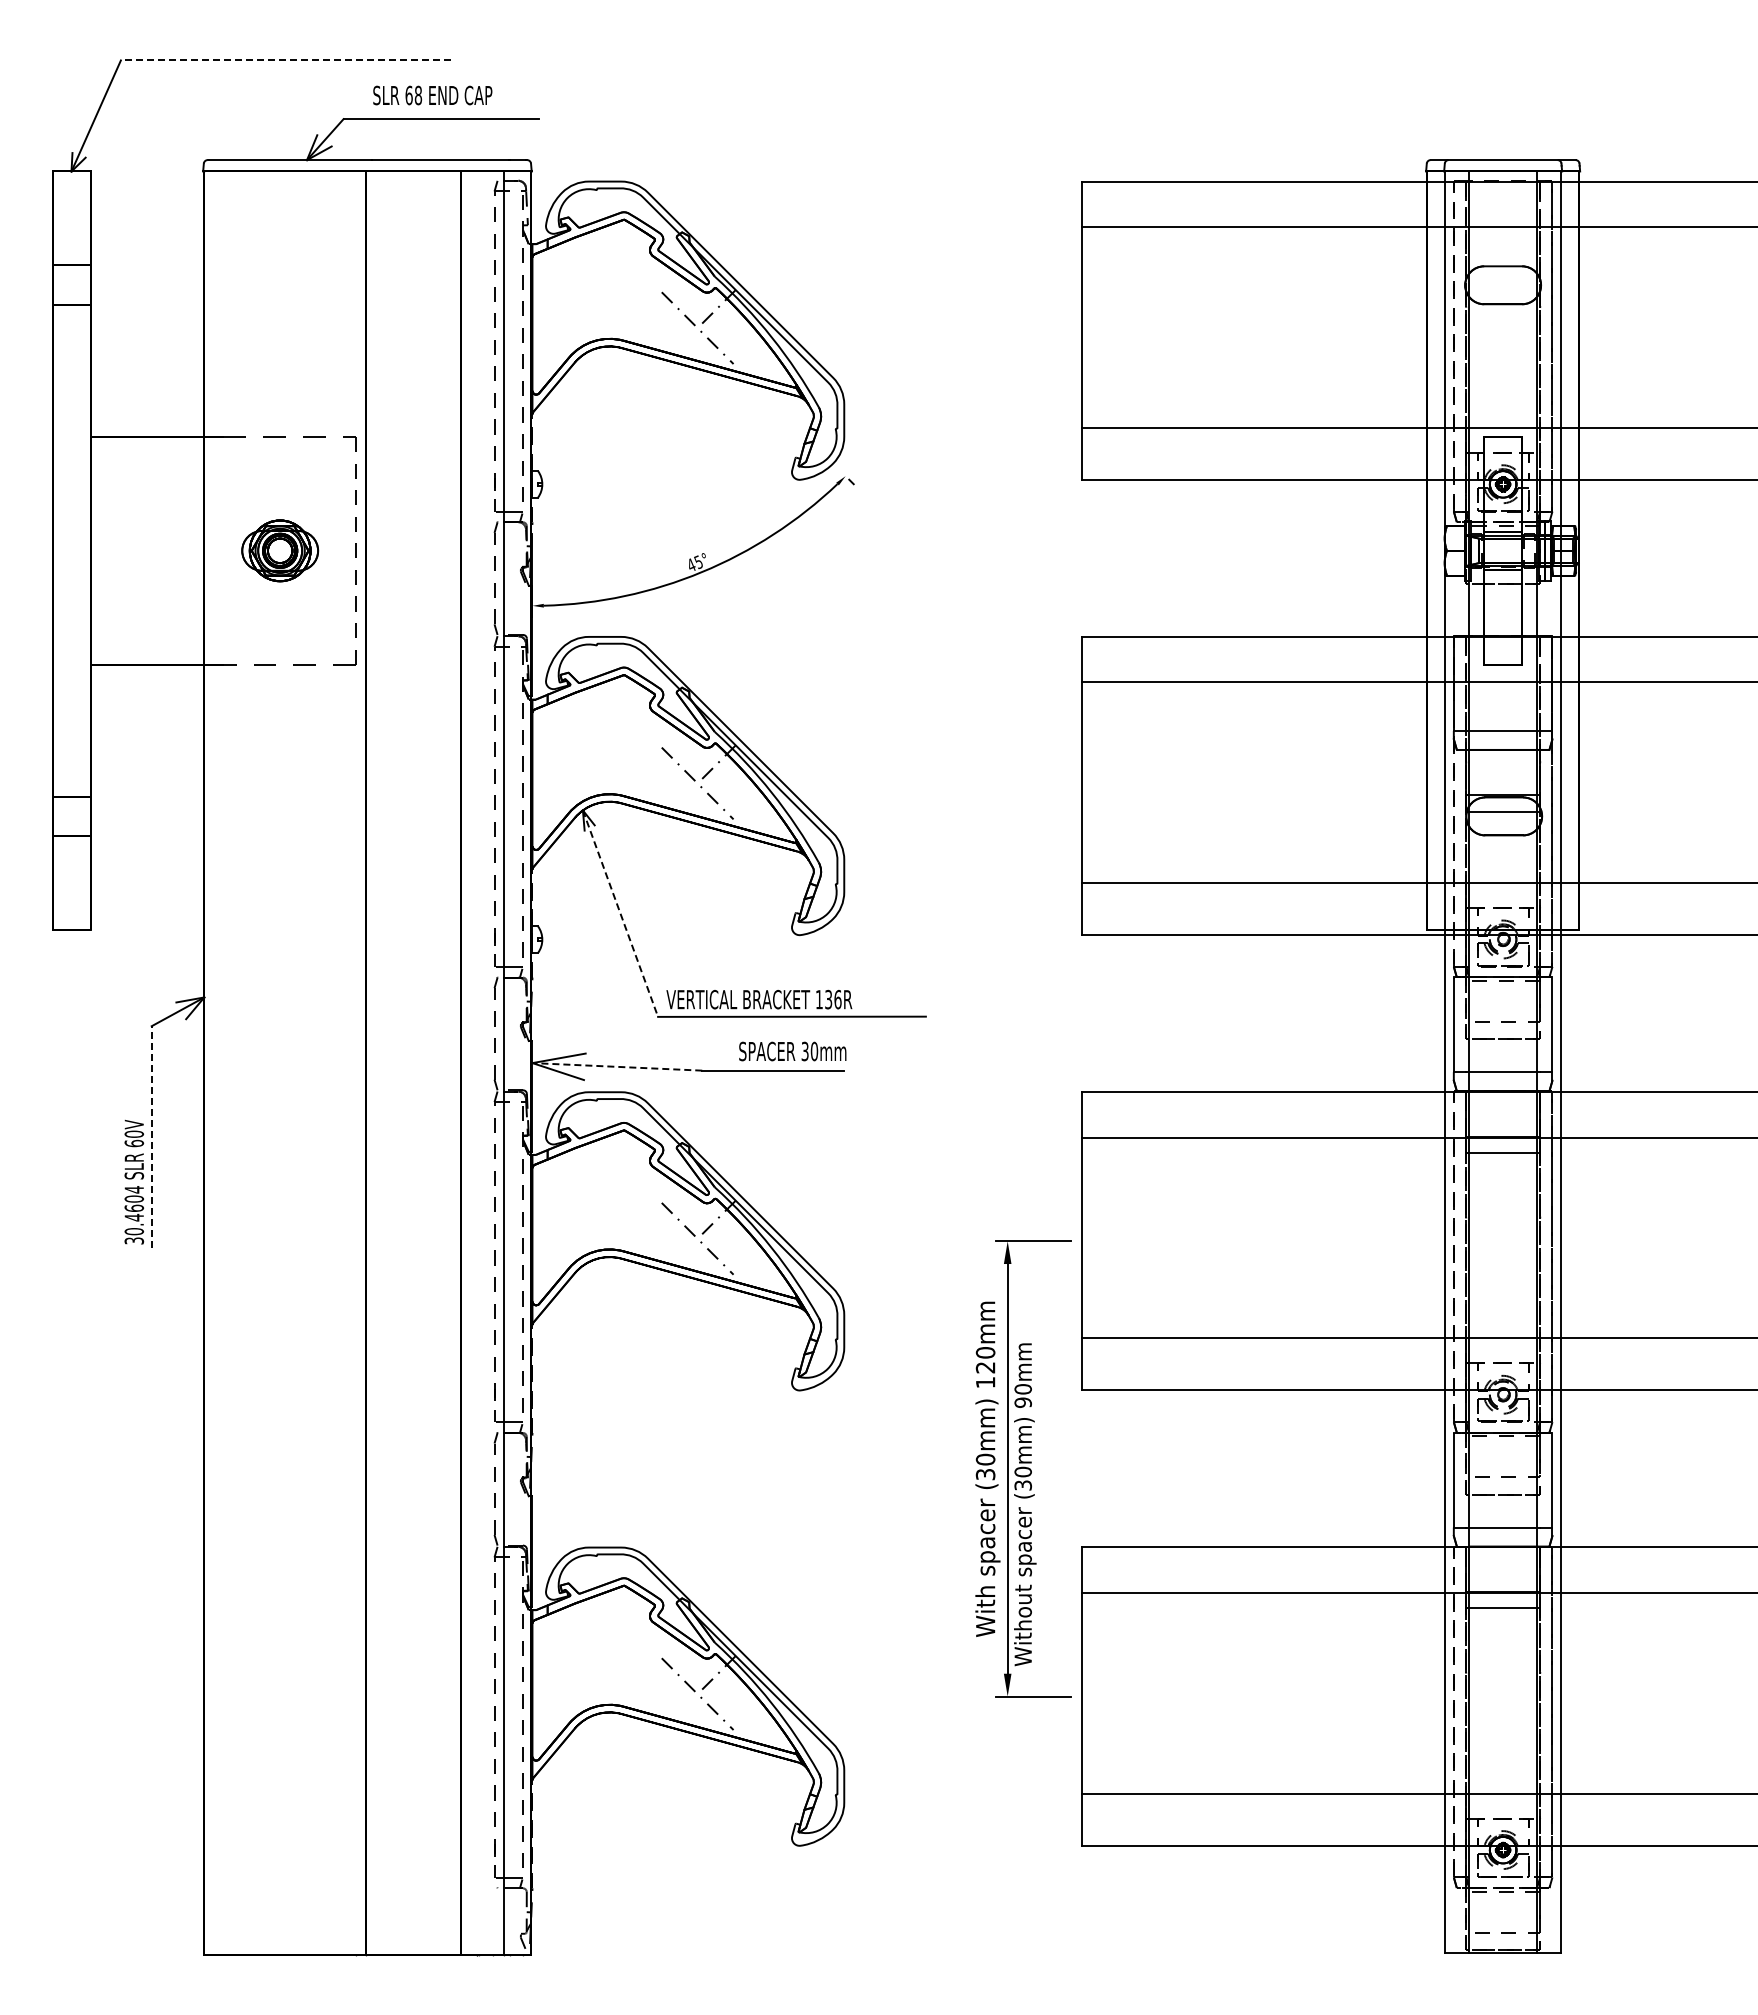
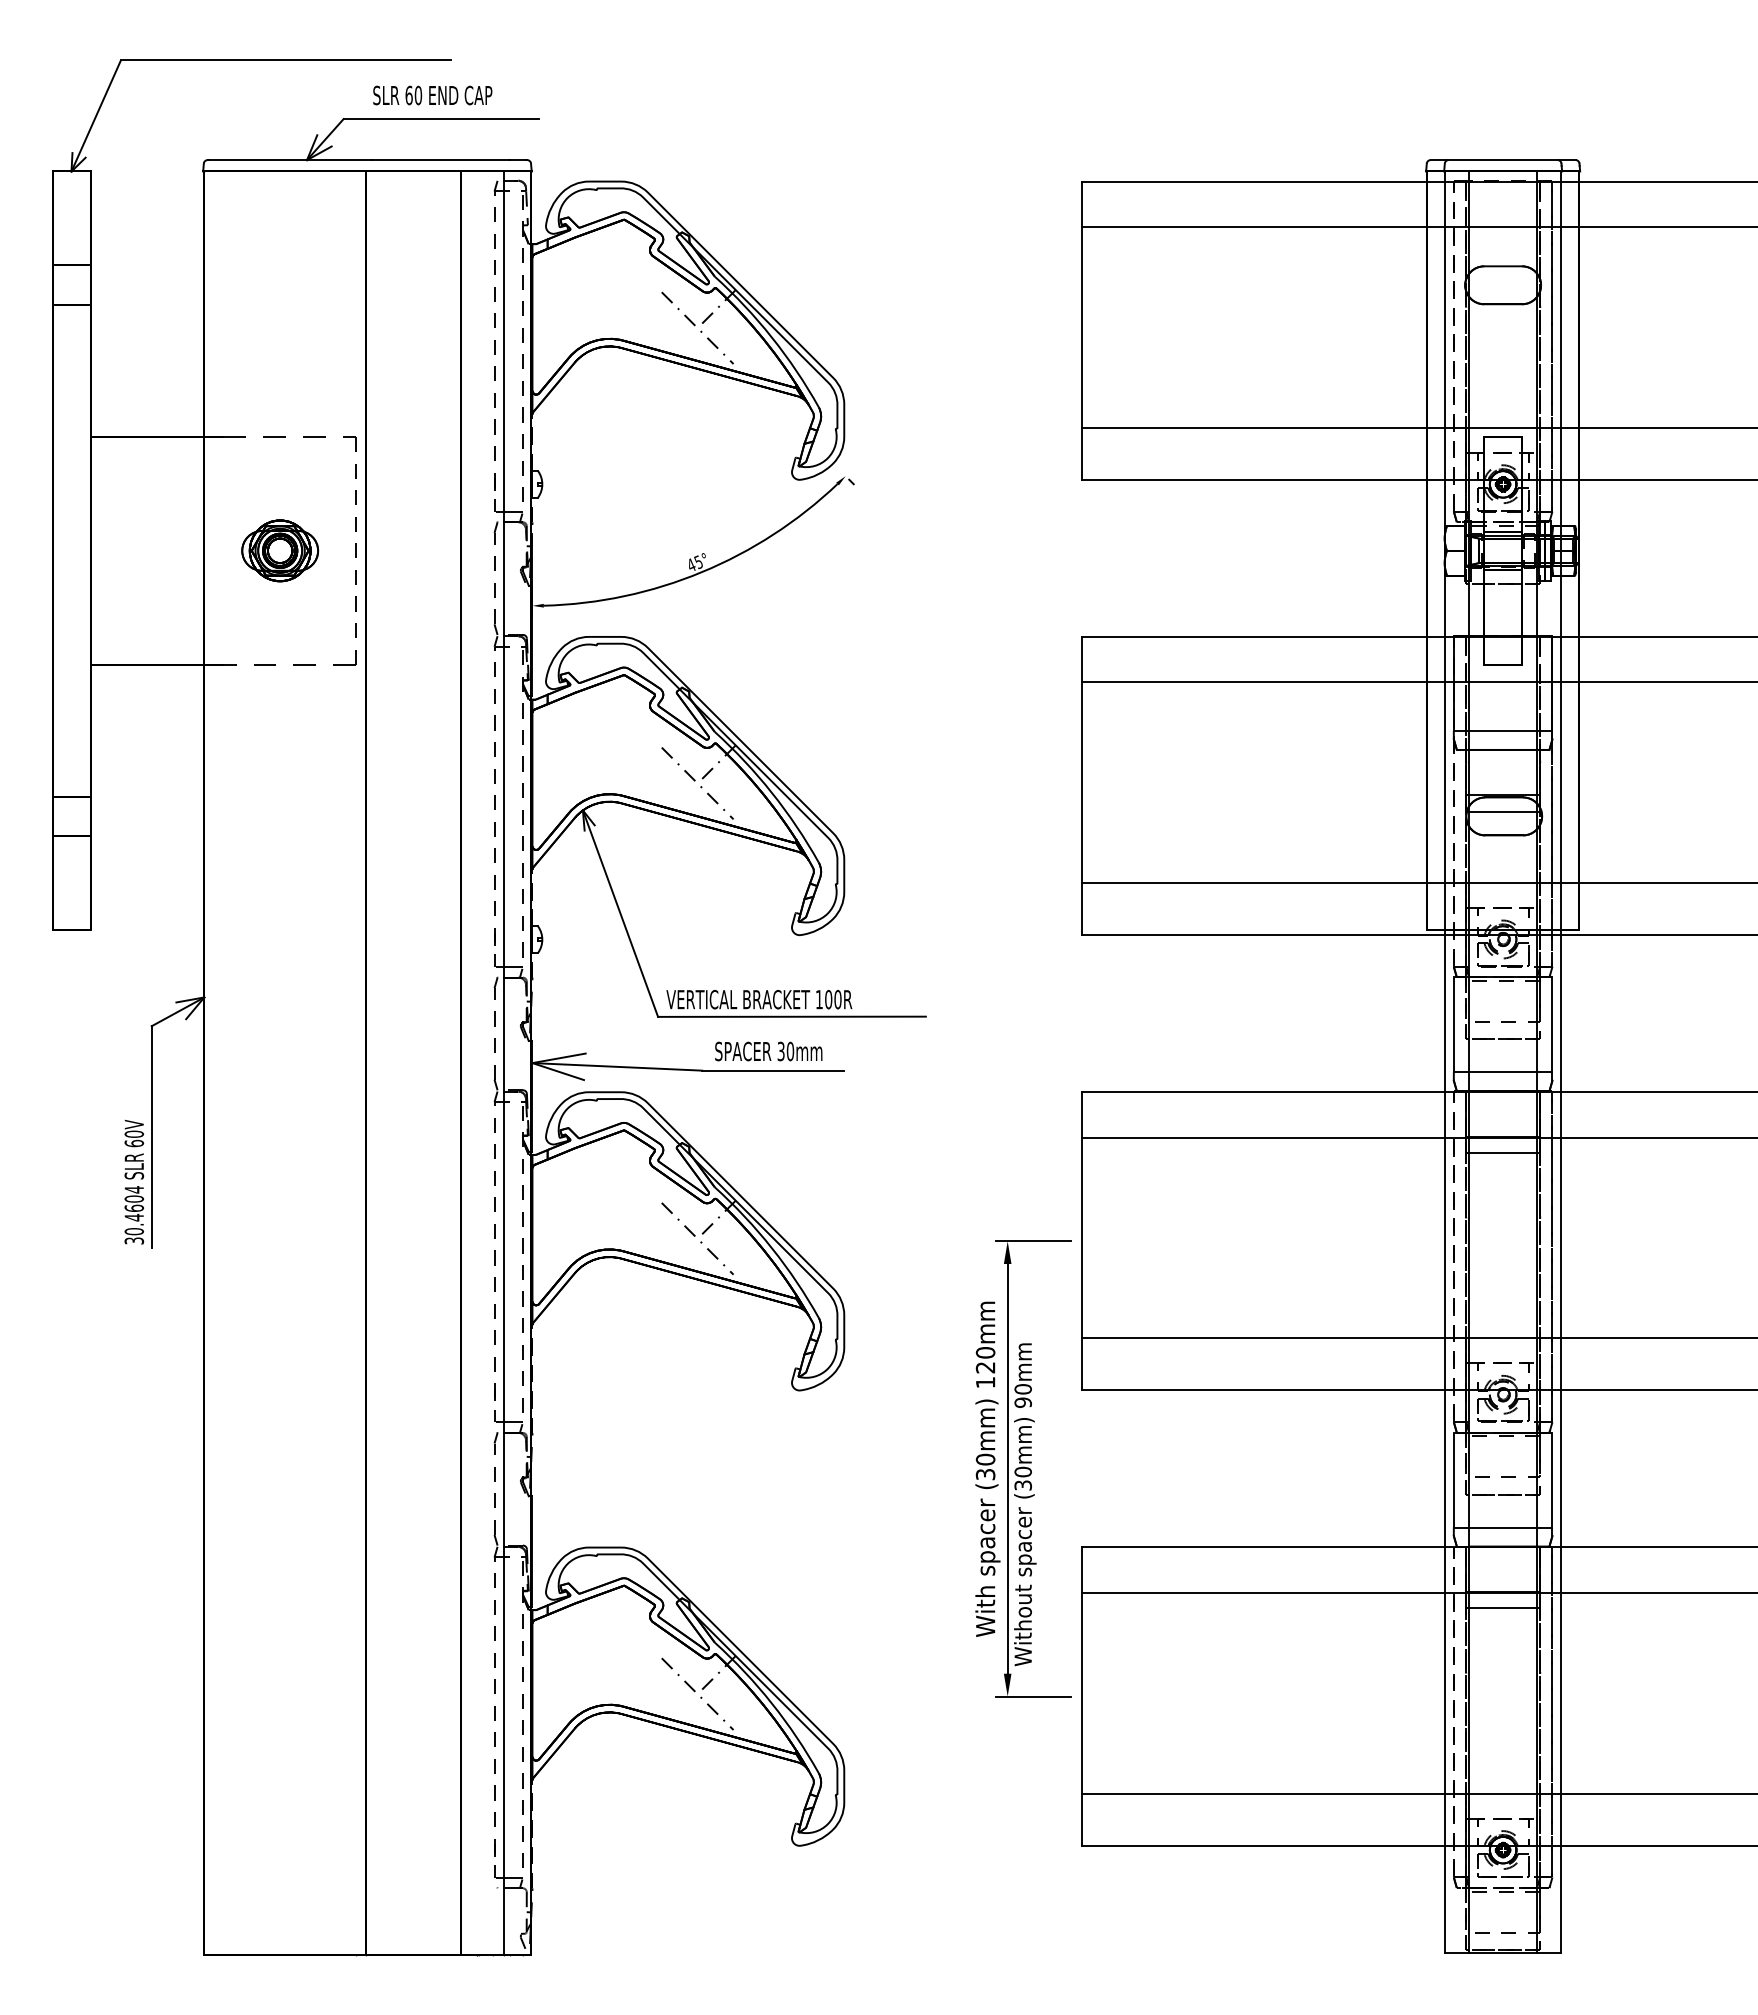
line: dashed -> solid (285, 60)
text: 68 -> 60 (418, 95)
line: dashed -> solid (620, 913)
text: 136R -> 100R (833, 999)
text position: (792, 1051) -> (768, 1051) (768, 1051)
line: dashed -> solid (617, 1066)
line: dashed -> solid (151, 1136)
